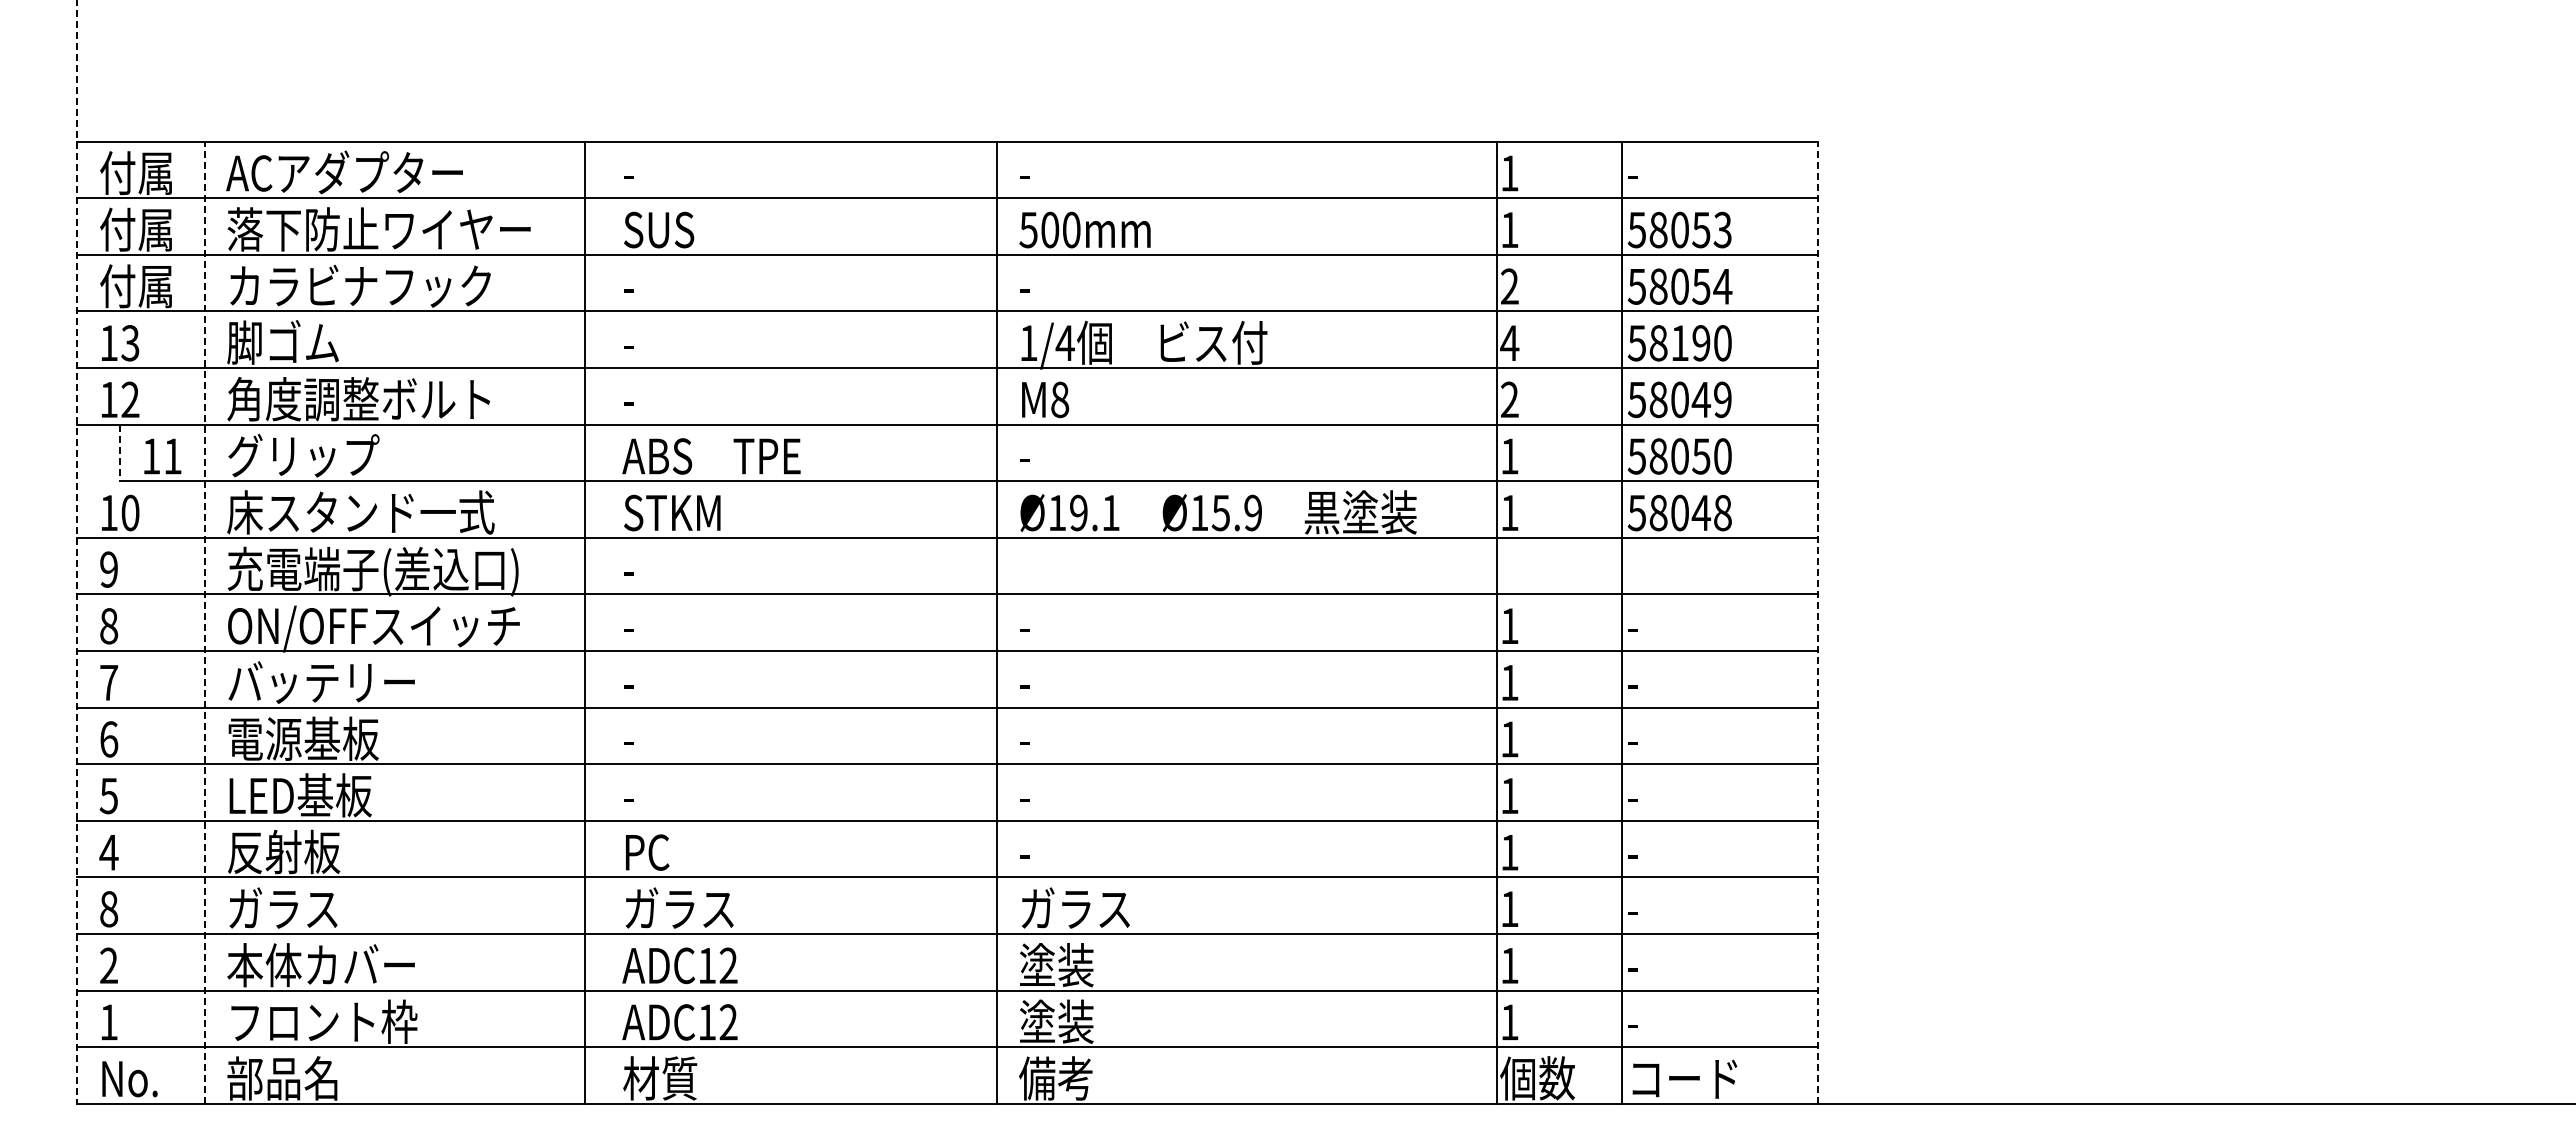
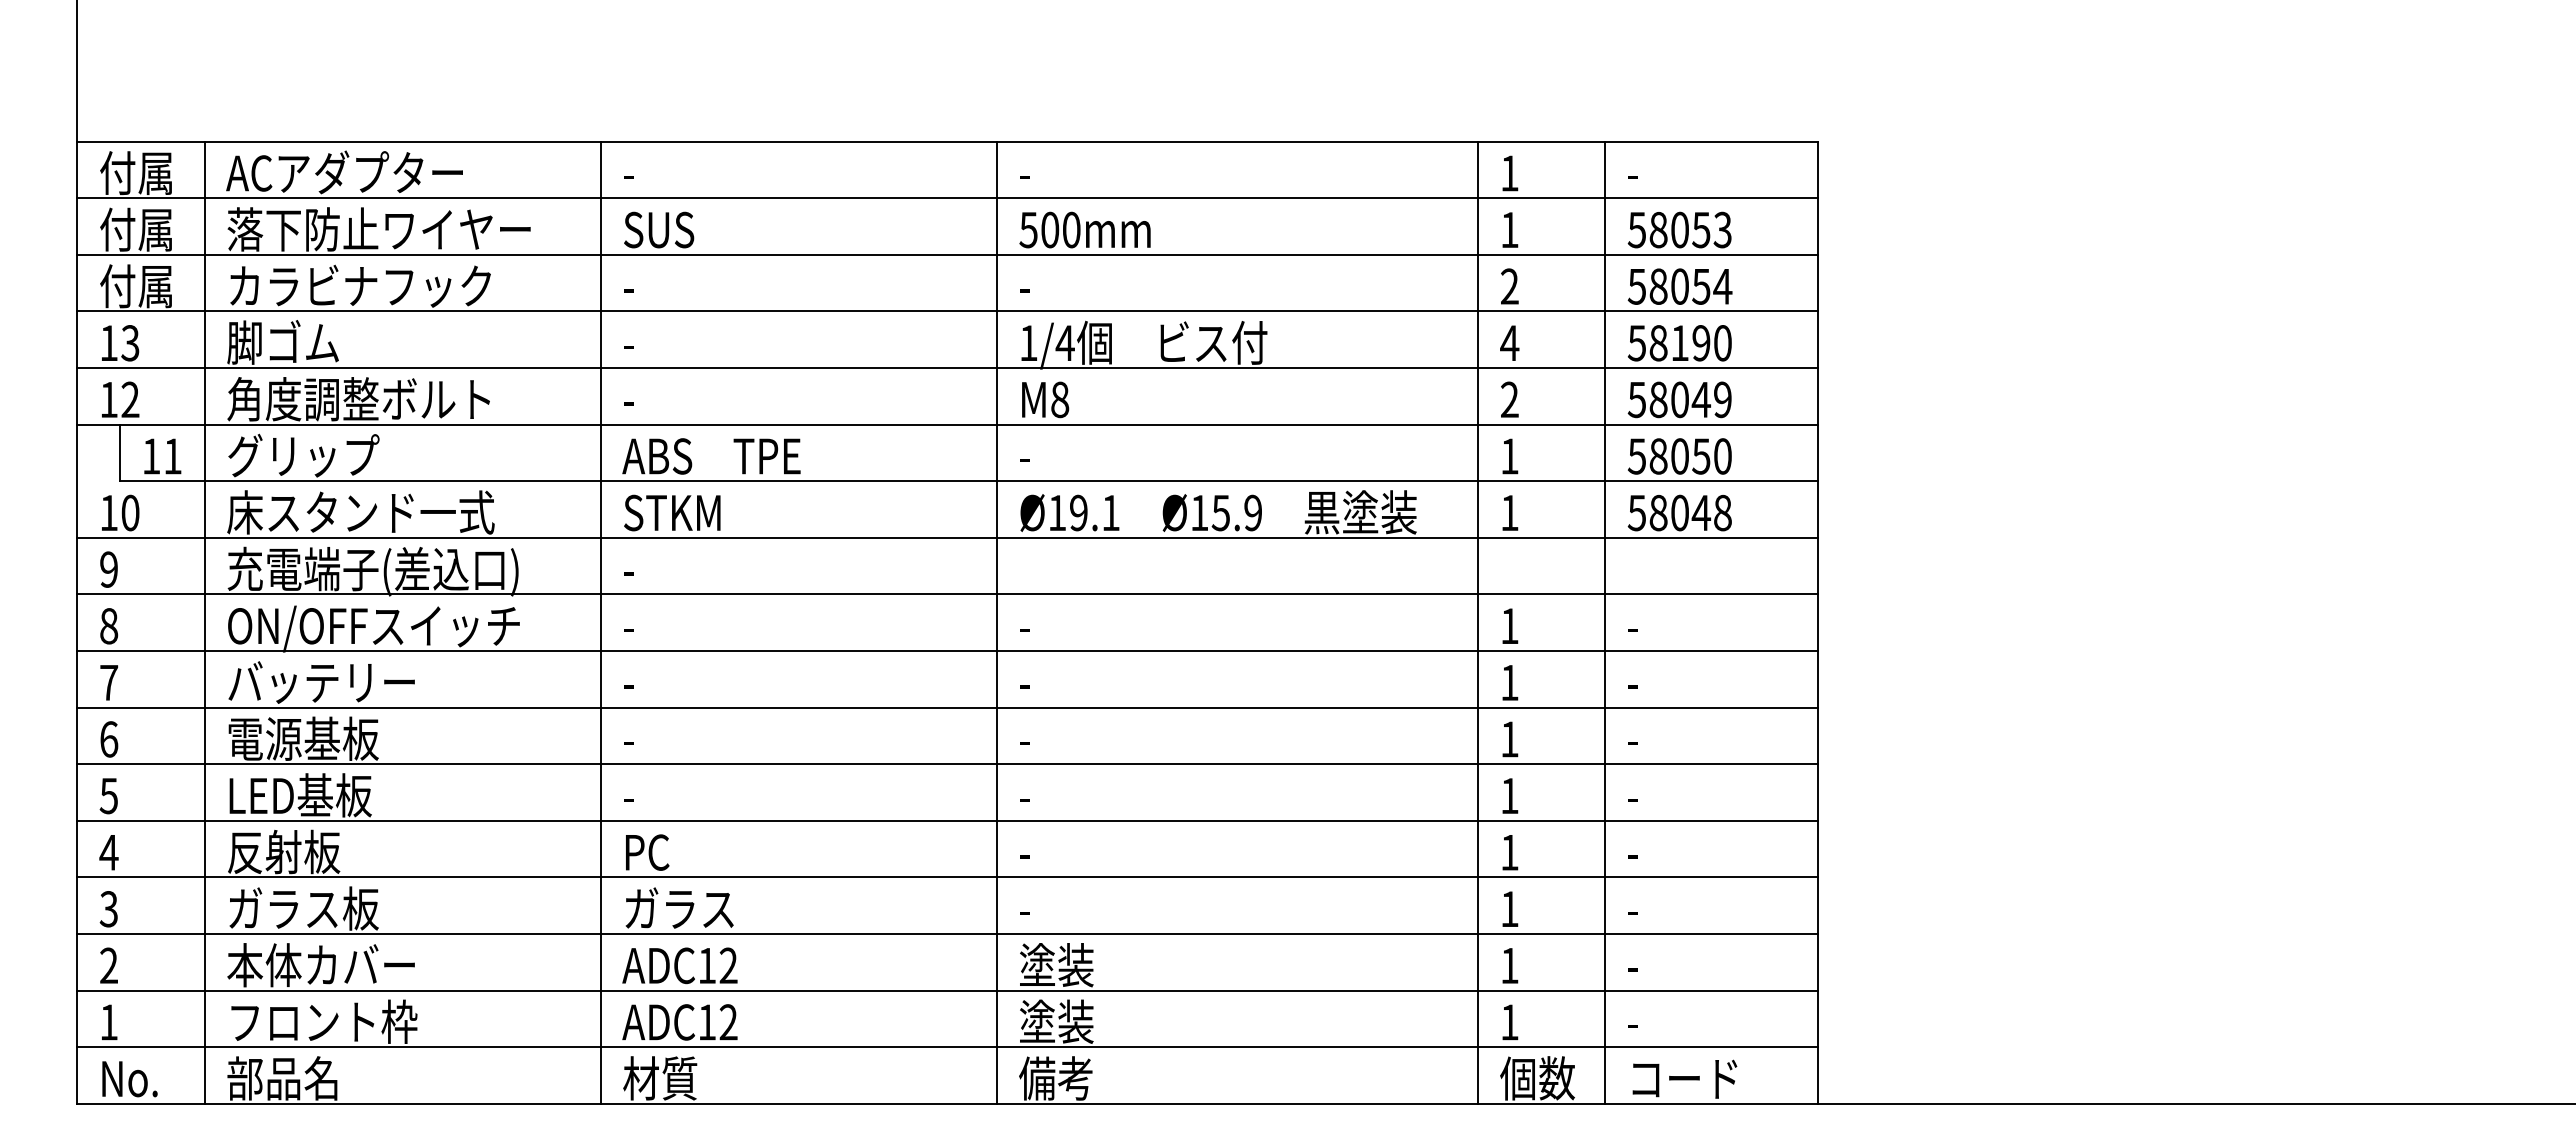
line: dashed -> solid (119, 453)
line: dashed -> solid (77, 552)
line: dashed -> solid (204, 622)
line position: (584, 622) -> (600, 622) (600, 622)
line position: (1497, 622) -> (1478, 622) (1478, 622)
line position: (1622, 622) -> (1605, 622) (1605, 622)
line: dashed -> solid (1817, 622)
text: ガラス -> - (1074, 907)
text: ガラス -> ガラス板 (360, 908)
text: 8 -> 3 (108, 909)
